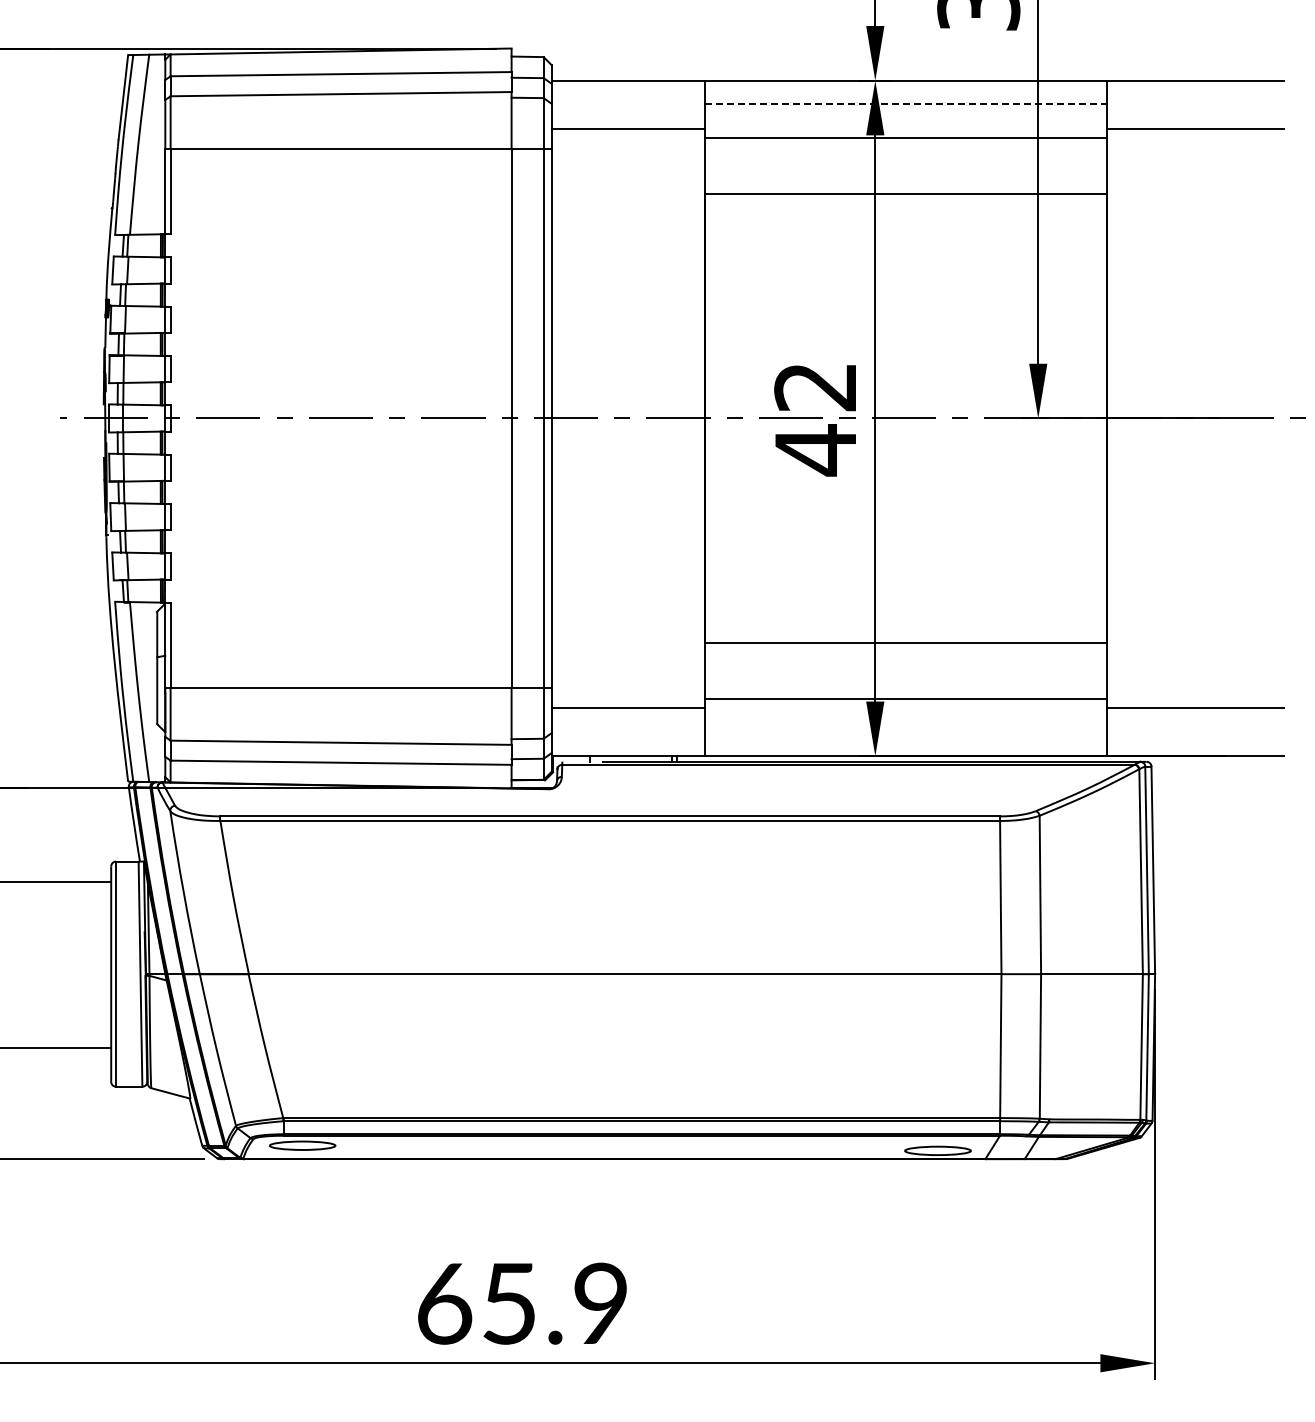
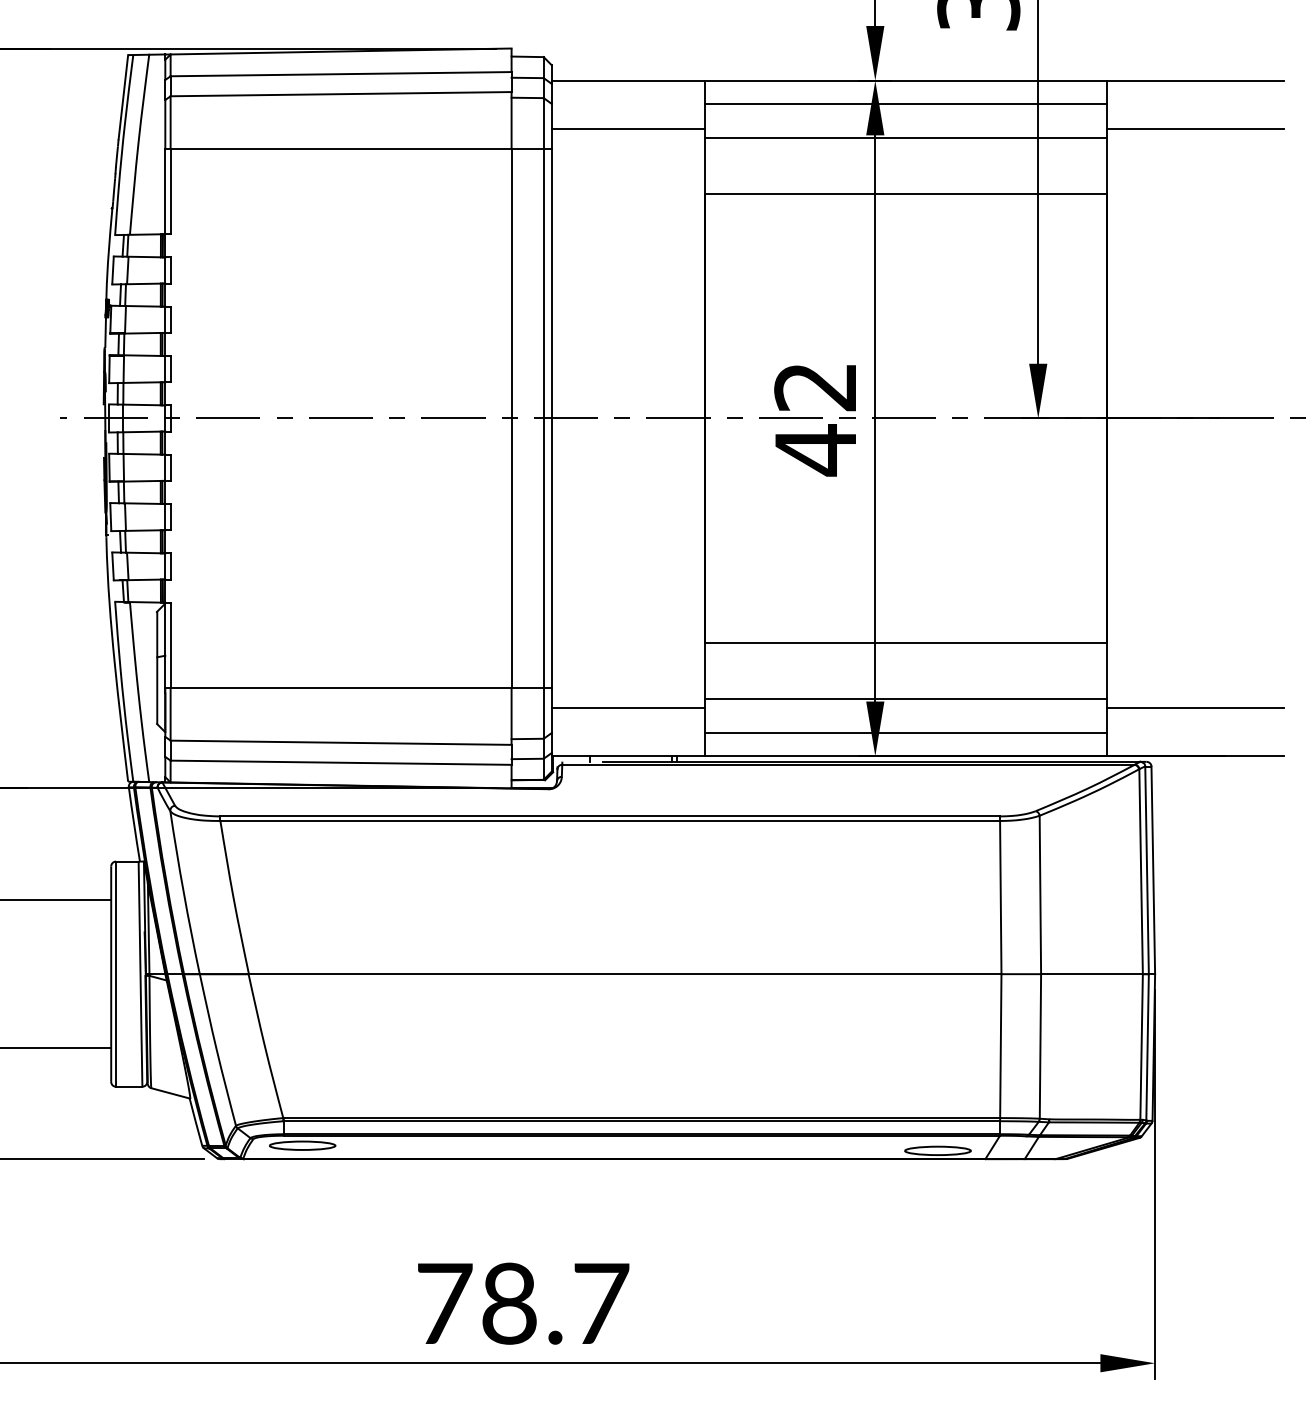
line: dashed -> solid (906, 104)
line: none -> present (905, 732)
line position: (56, 882) -> (56, 900) (56, 900)
text: 65.9 -> 78.7 (523, 1303)
